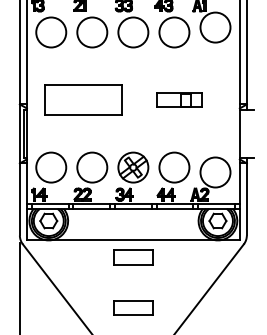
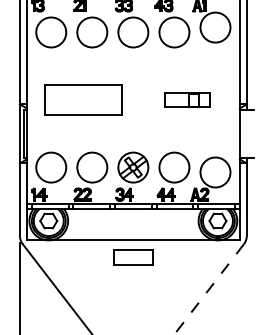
part position: (179, 99) -> (187, 99) (187, 99)
line: solid -> dashed (208, 290)
part: present -> none (133, 307)
